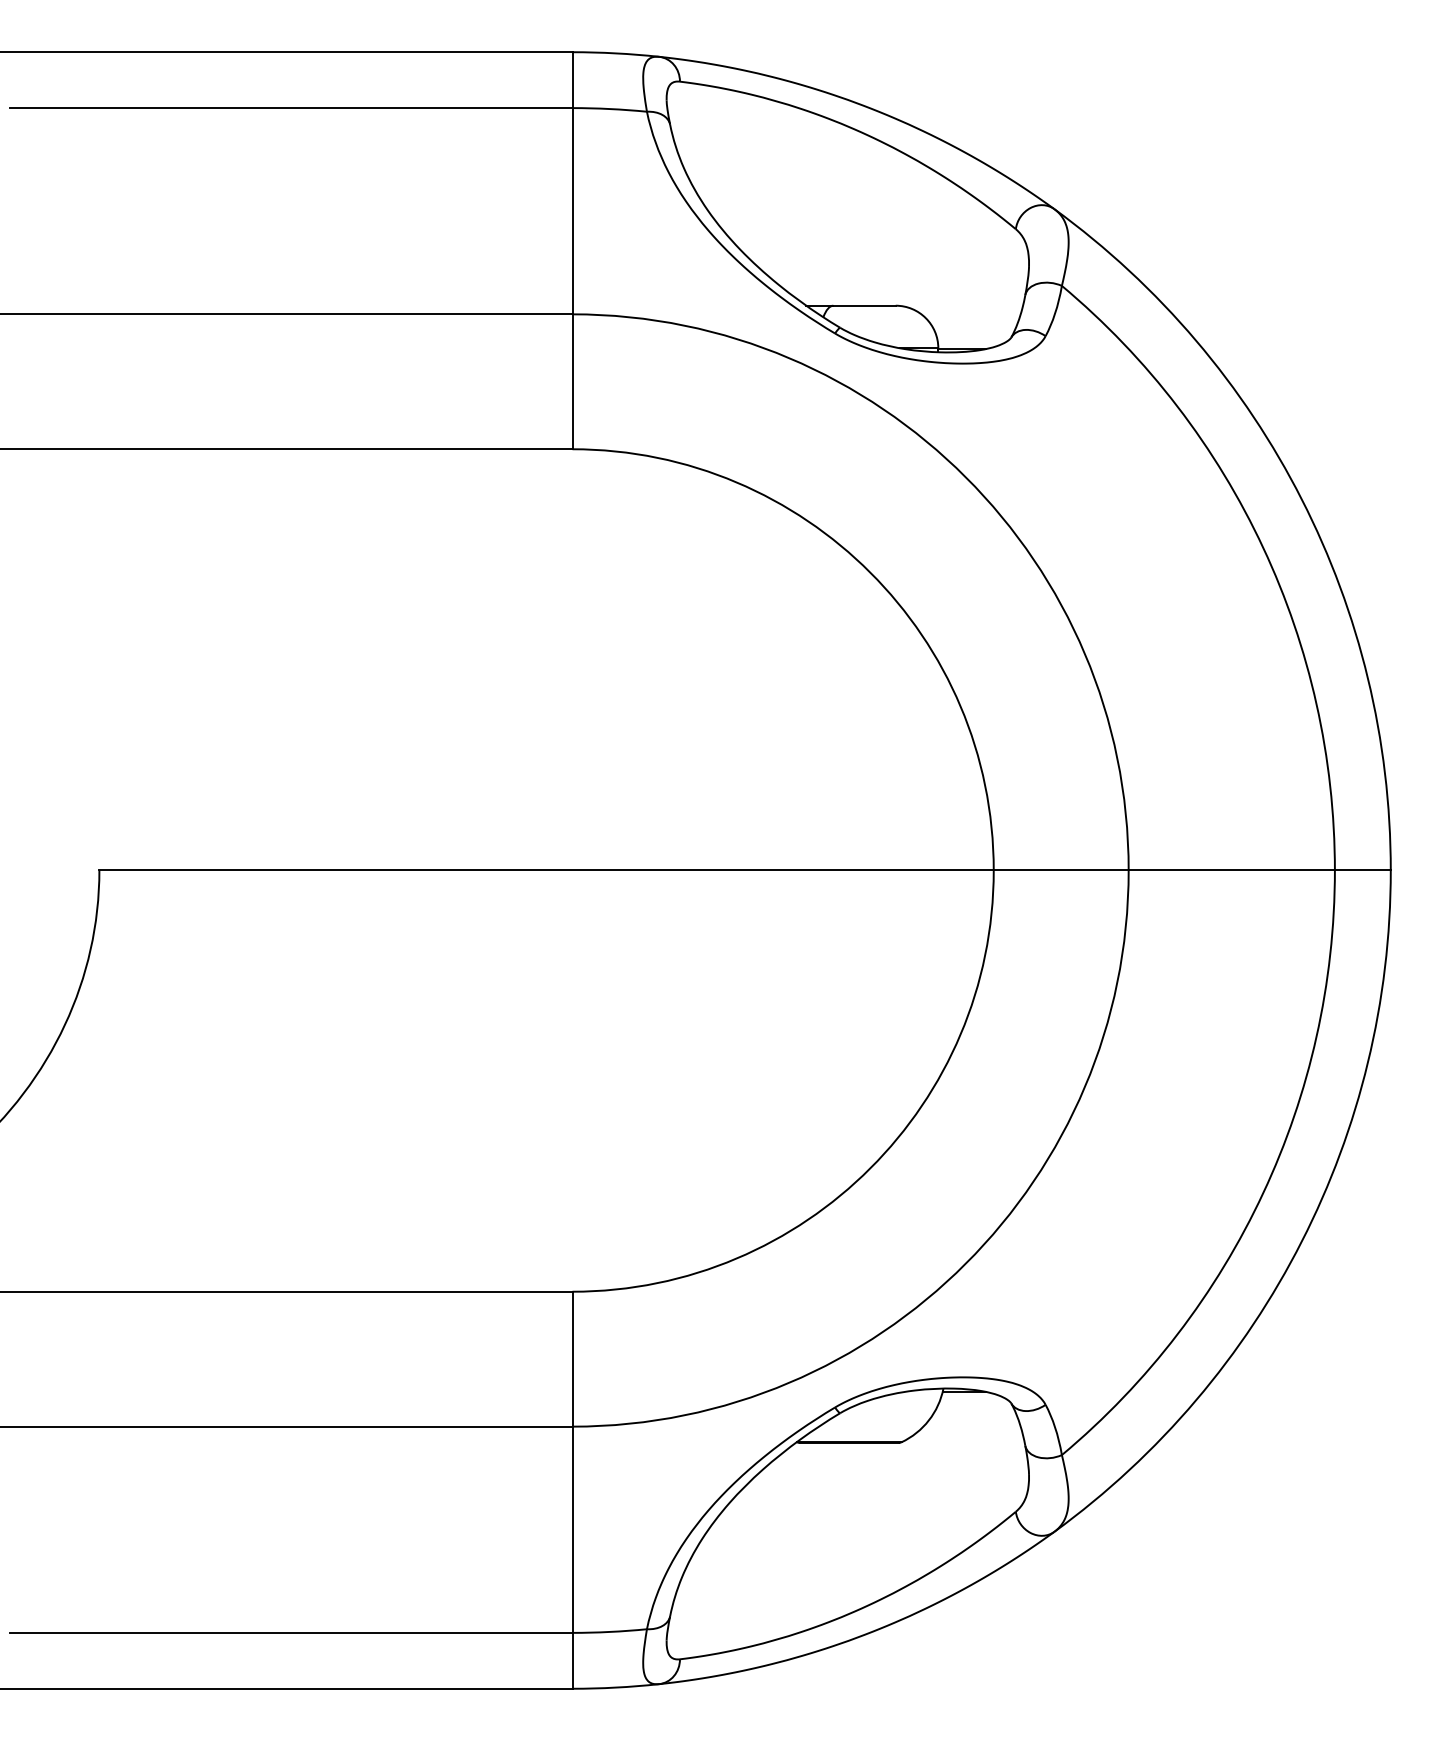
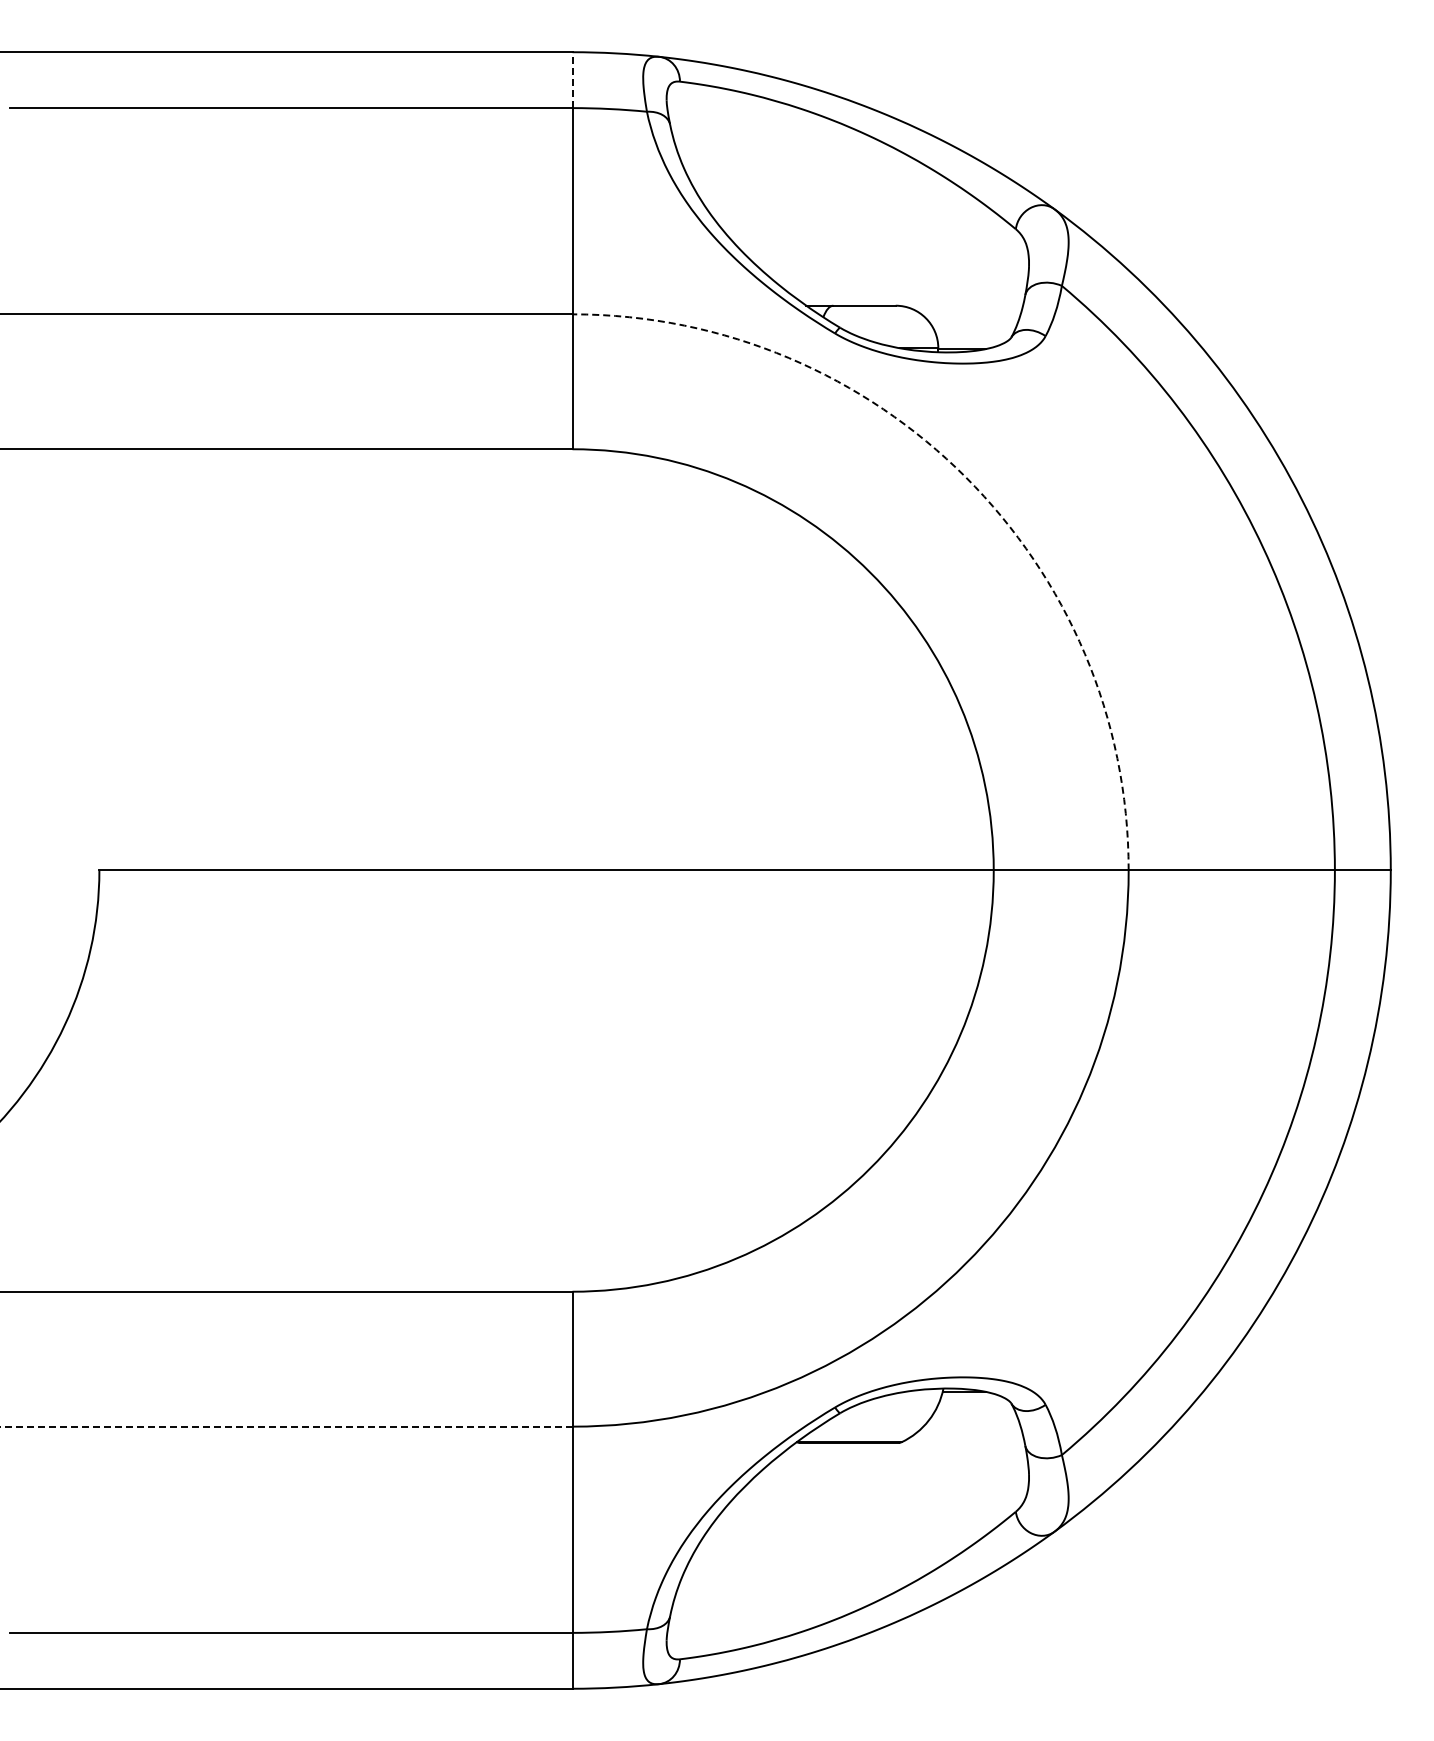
line: solid -> dashed (572, 80)
arc: solid -> dashed (965, 477)
line: solid -> dashed (286, 1426)
